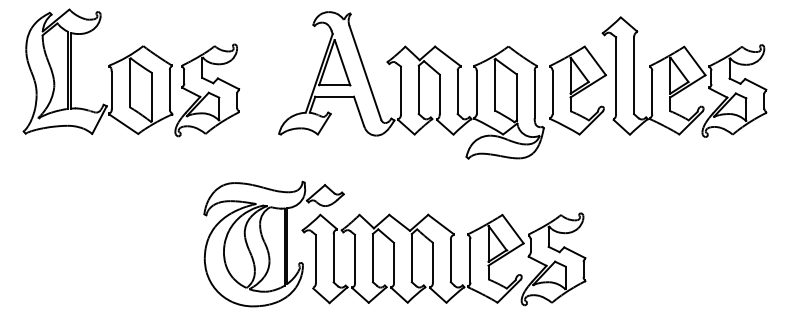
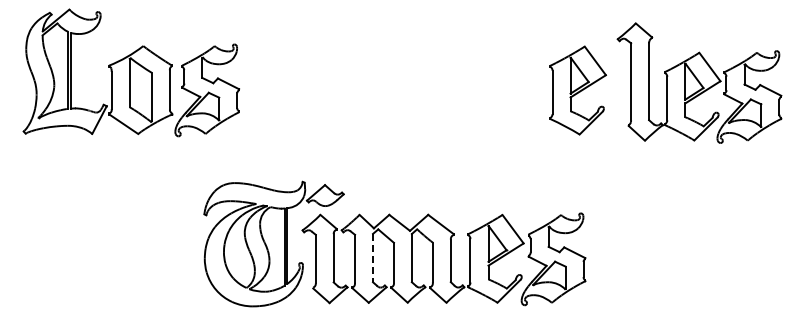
part position: (684, 76) -> (699, 82) (699, 82)
part: present -> none (411, 85)
line: solid -> dashed (373, 258)
